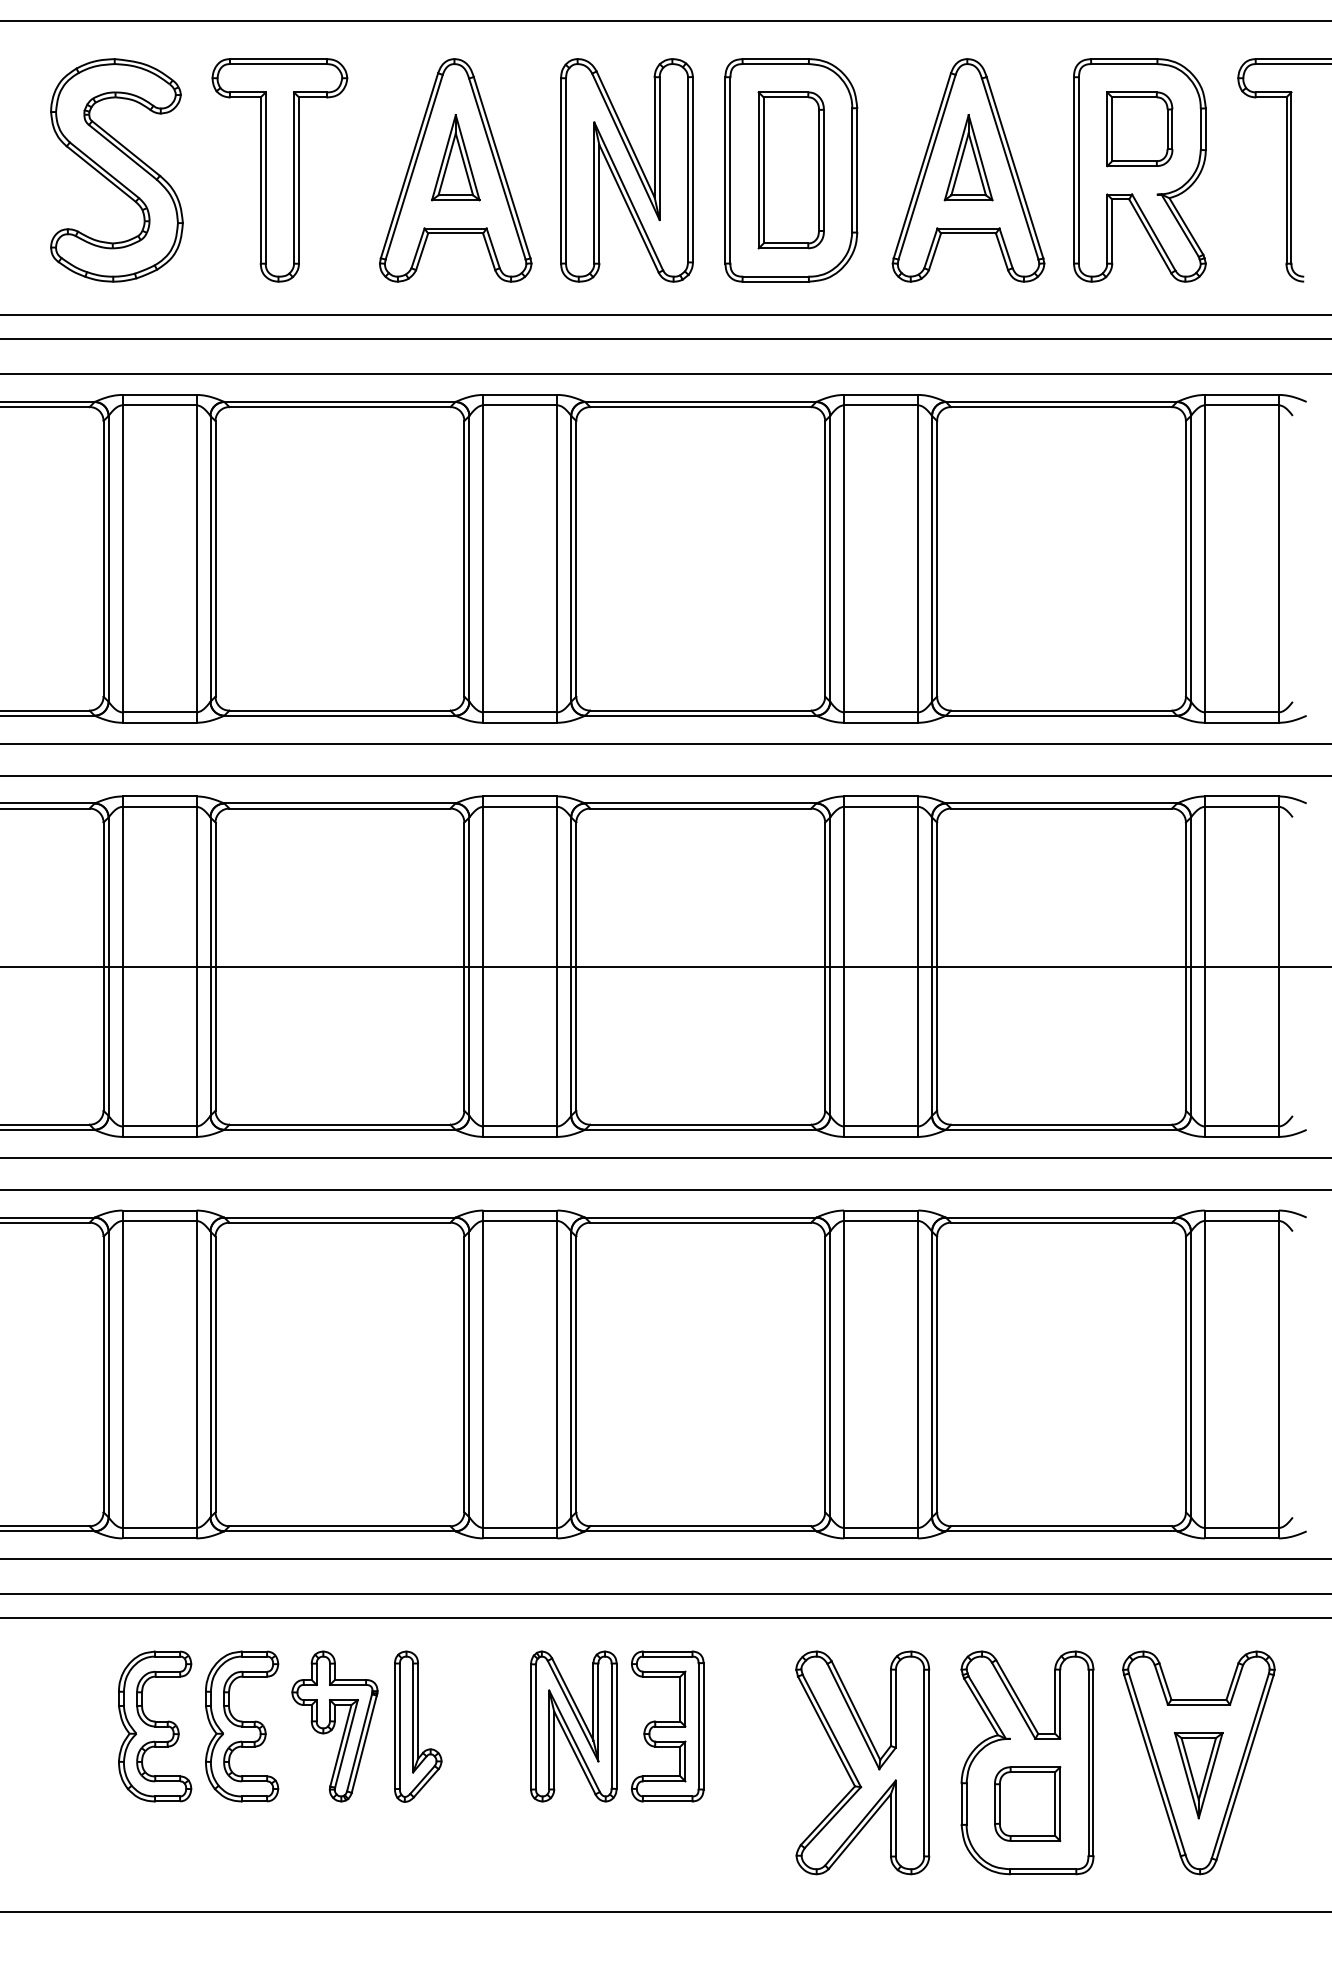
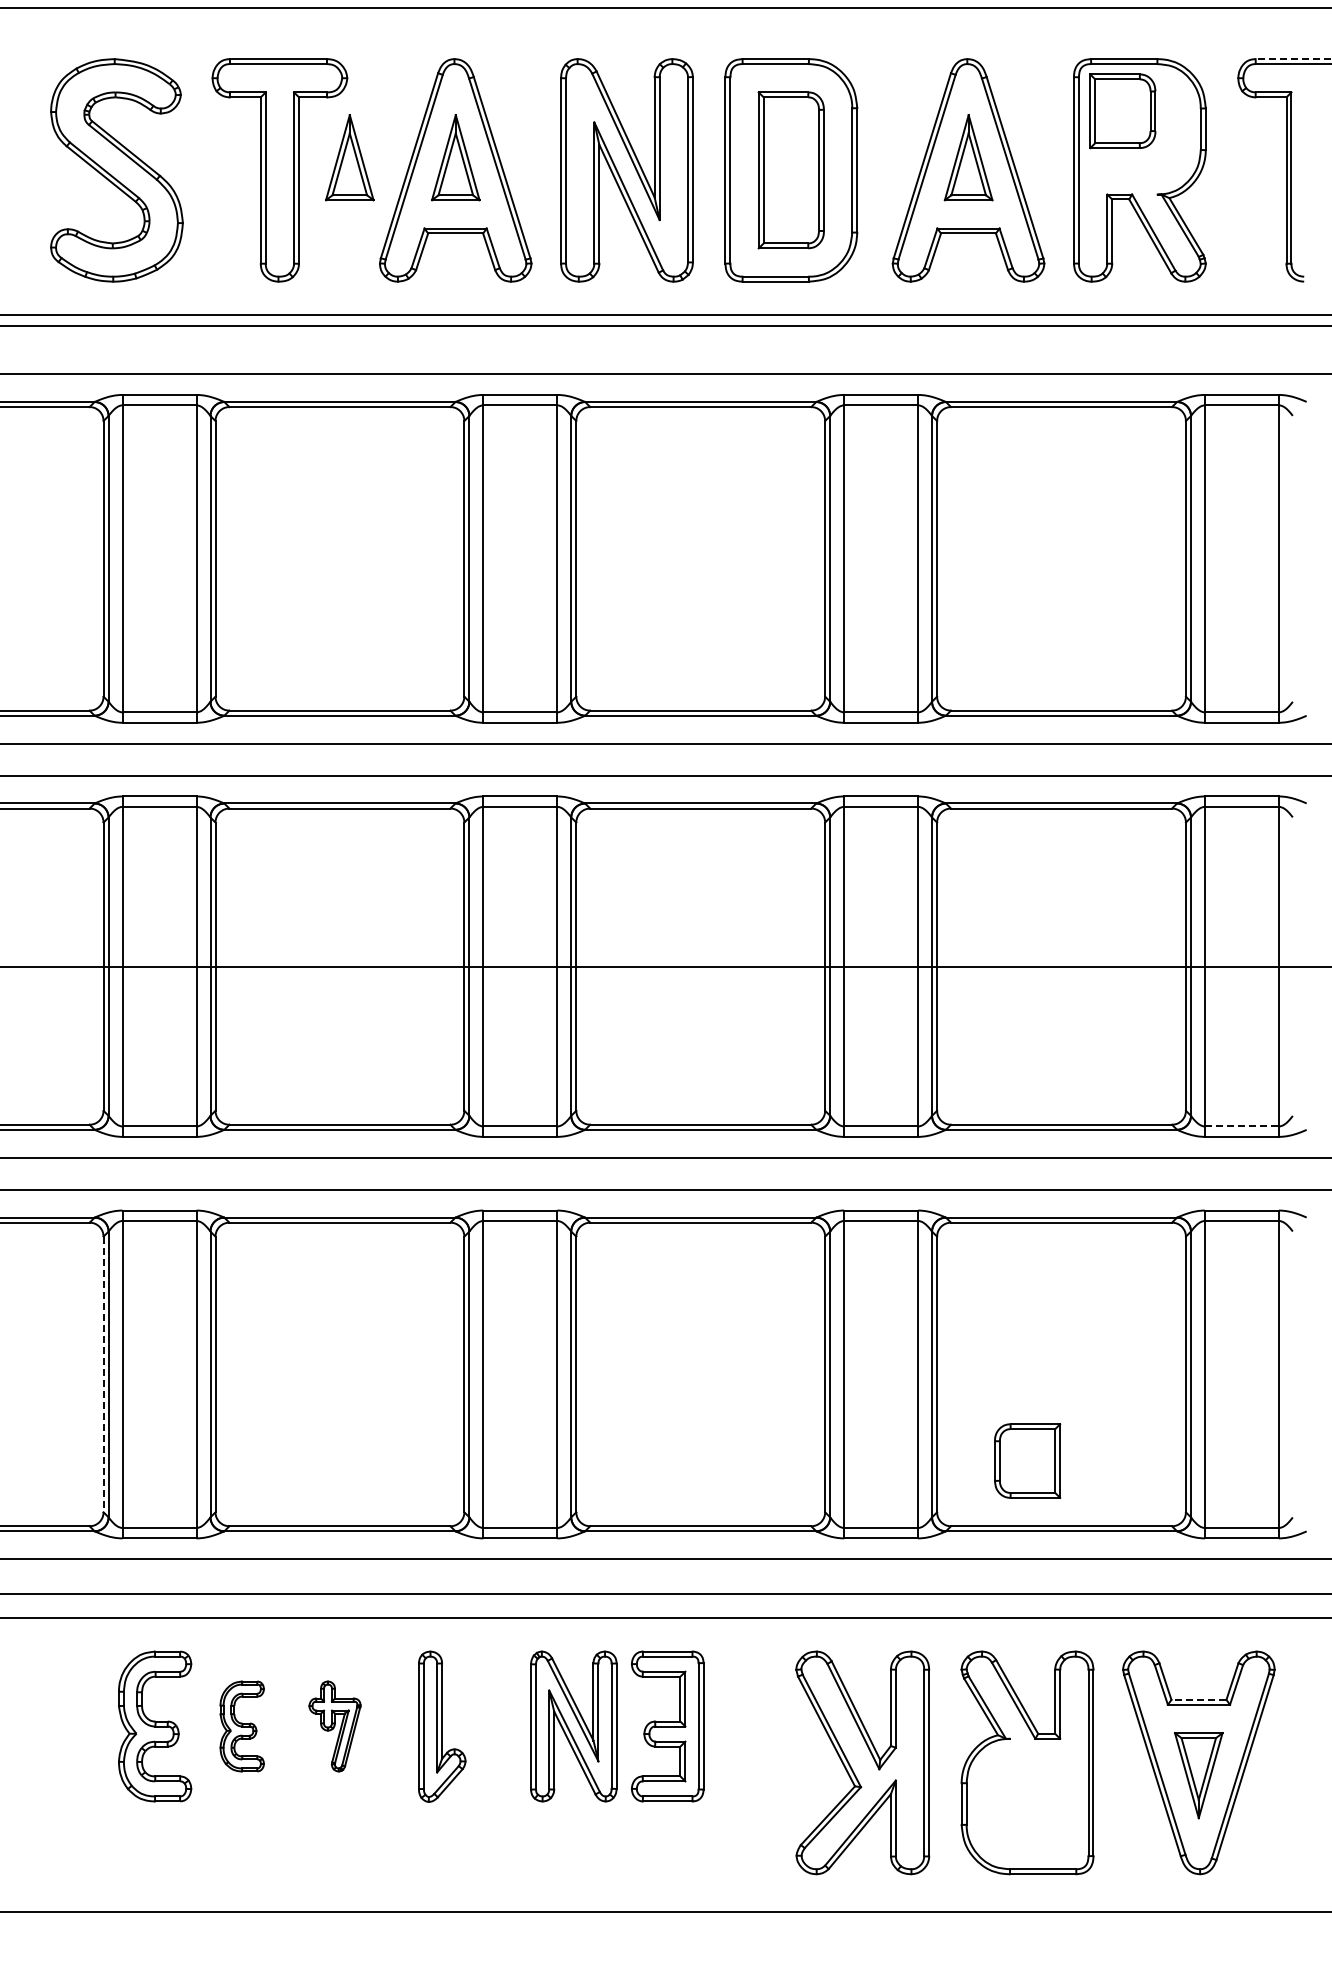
line position: (665, 21) -> (665, 8) (665, 8)
line: solid -> dashed (1293, 59)
part position: (1139, 129) -> (1122, 111) (1122, 111)
part: none -> present (349, 157)
line position: (665, 339) -> (665, 326) (665, 326)
line: solid -> dashed (1242, 1126)
line: solid -> dashed (103, 1374)
line: solid -> dashed (1198, 1699)
part size: 75x153 px -> 46x93 px (241, 1726)
part size: 88x153 px -> 54x93 px (334, 1726)
part position: (418, 1726) -> (442, 1726) (442, 1726)
part position: (1027, 1803) -> (1027, 1460) (1027, 1460)
